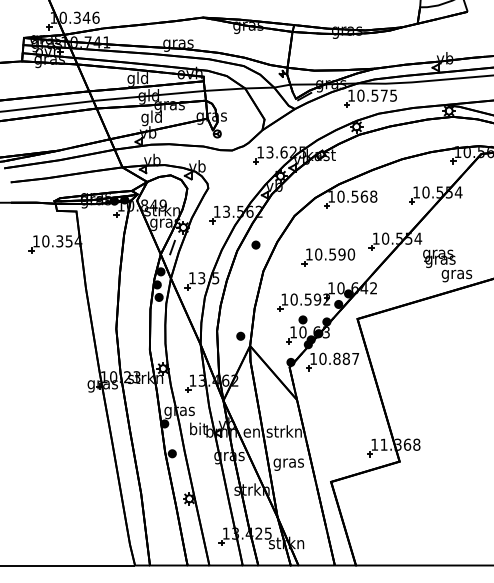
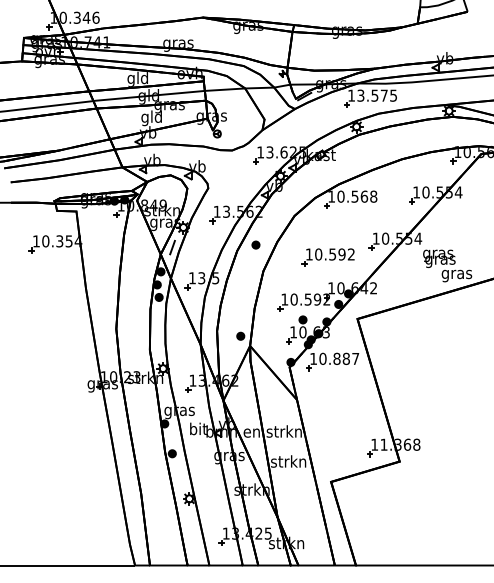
text: 10.575 -> 13.575 (360, 95)
text: 10.590 -> 10.592 (351, 254)
text: gras -> strkn (288, 462)
